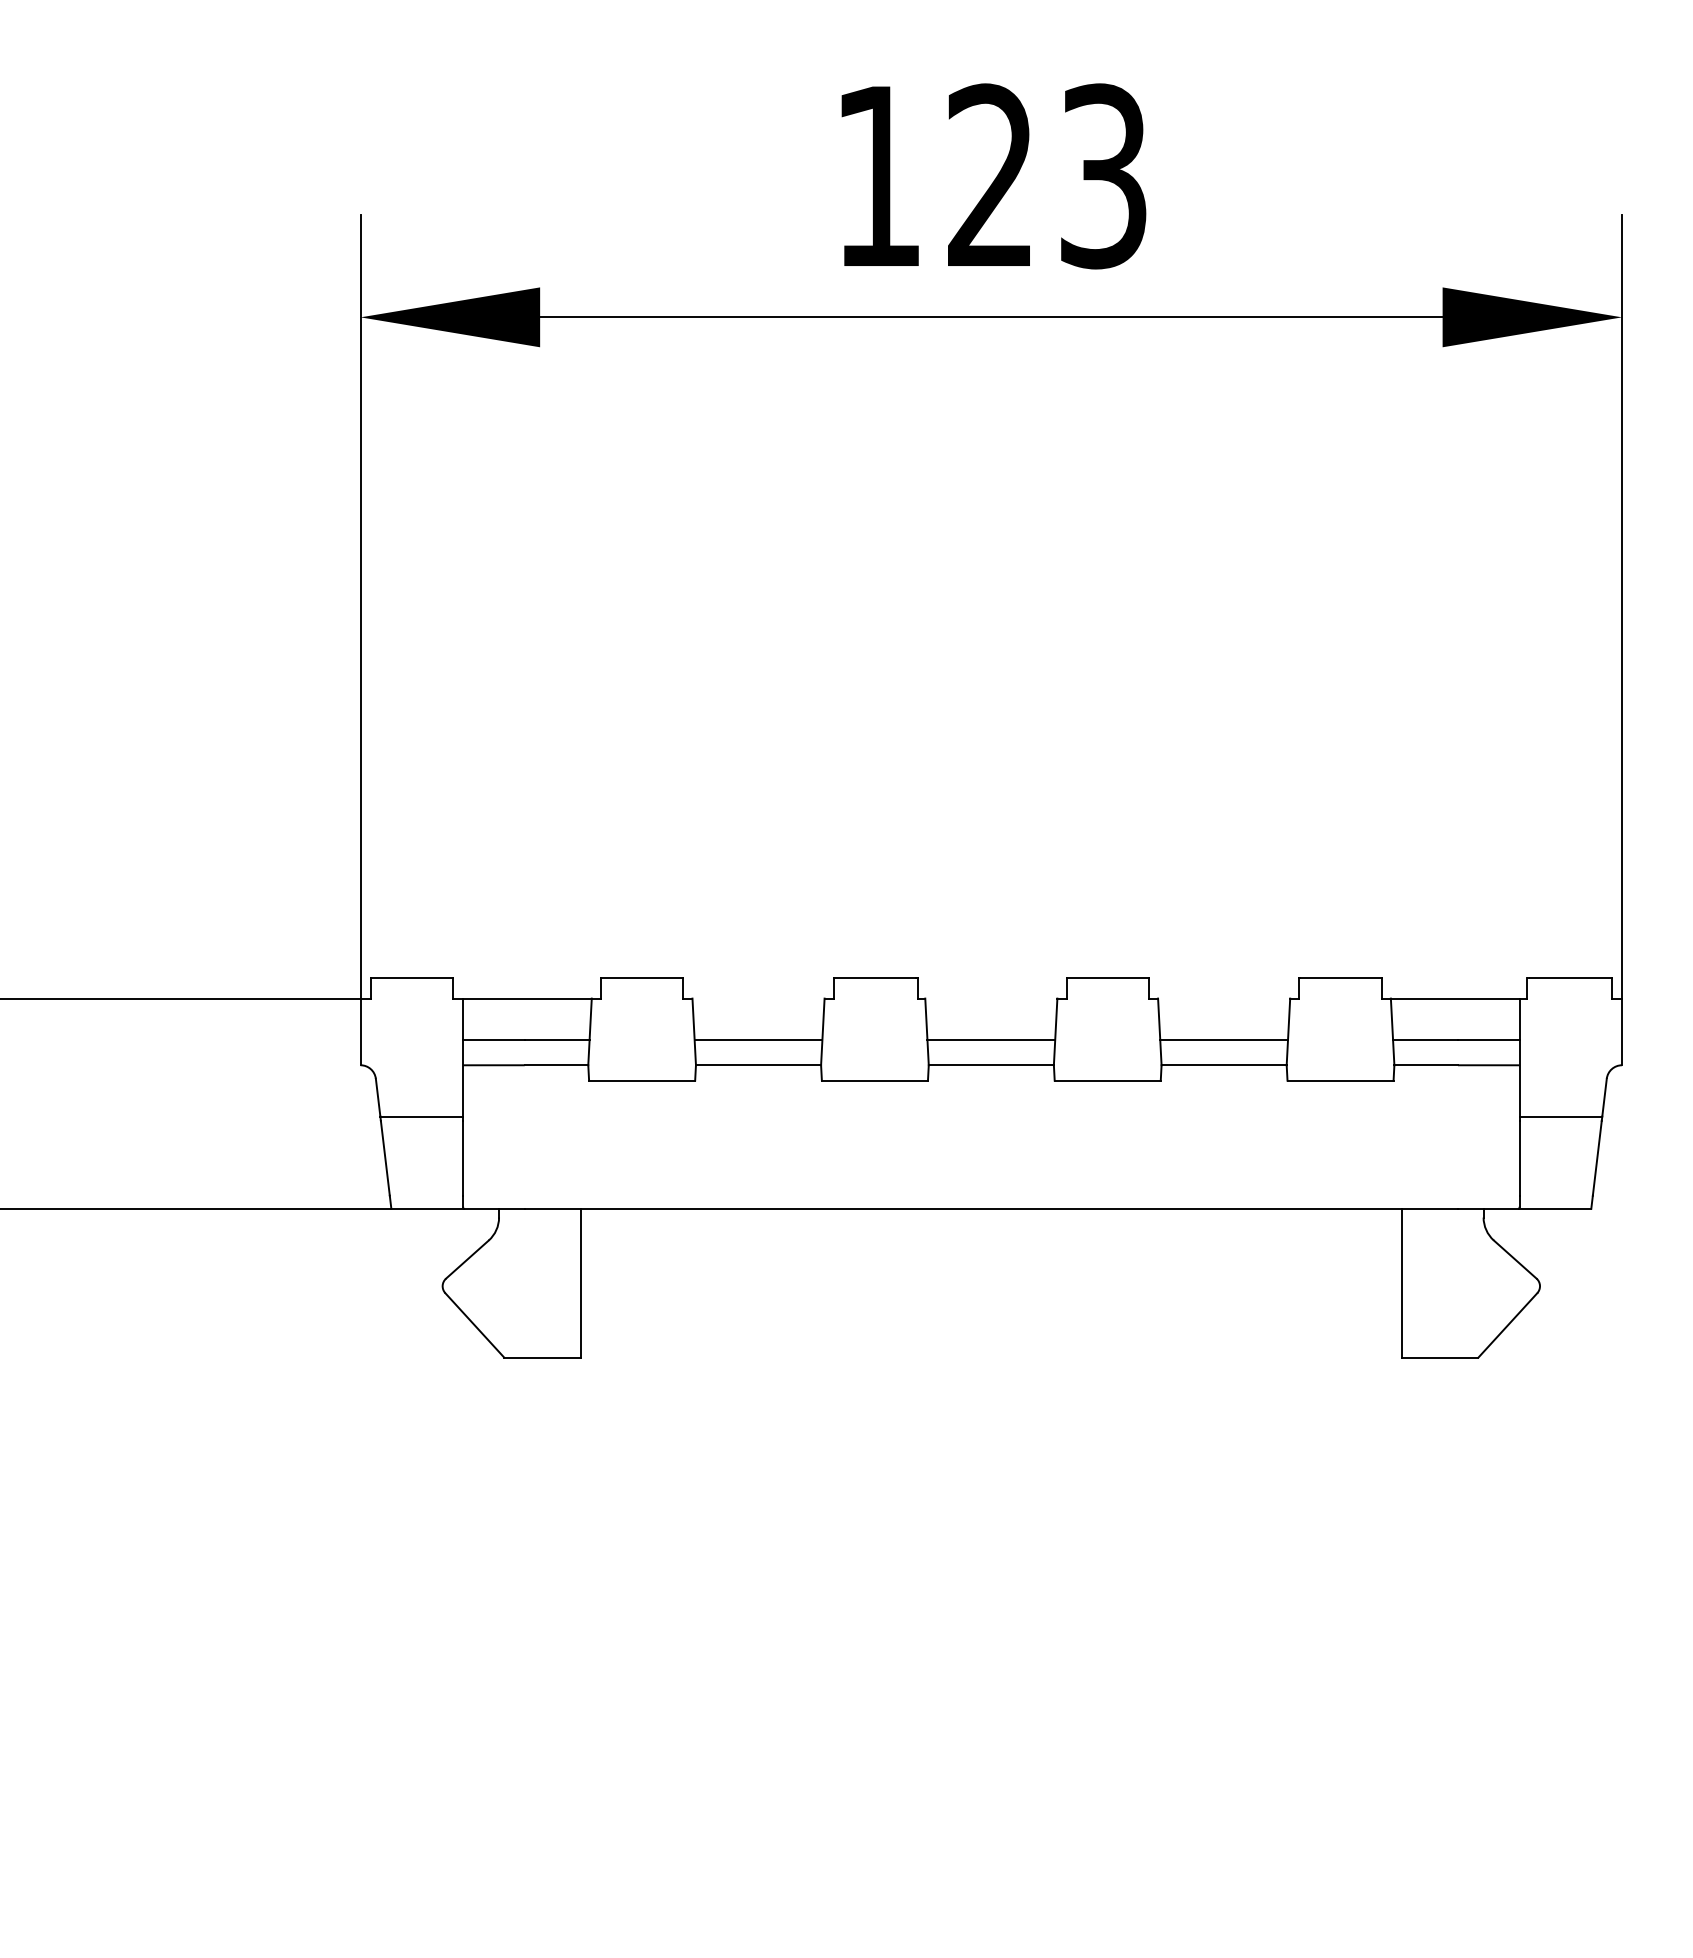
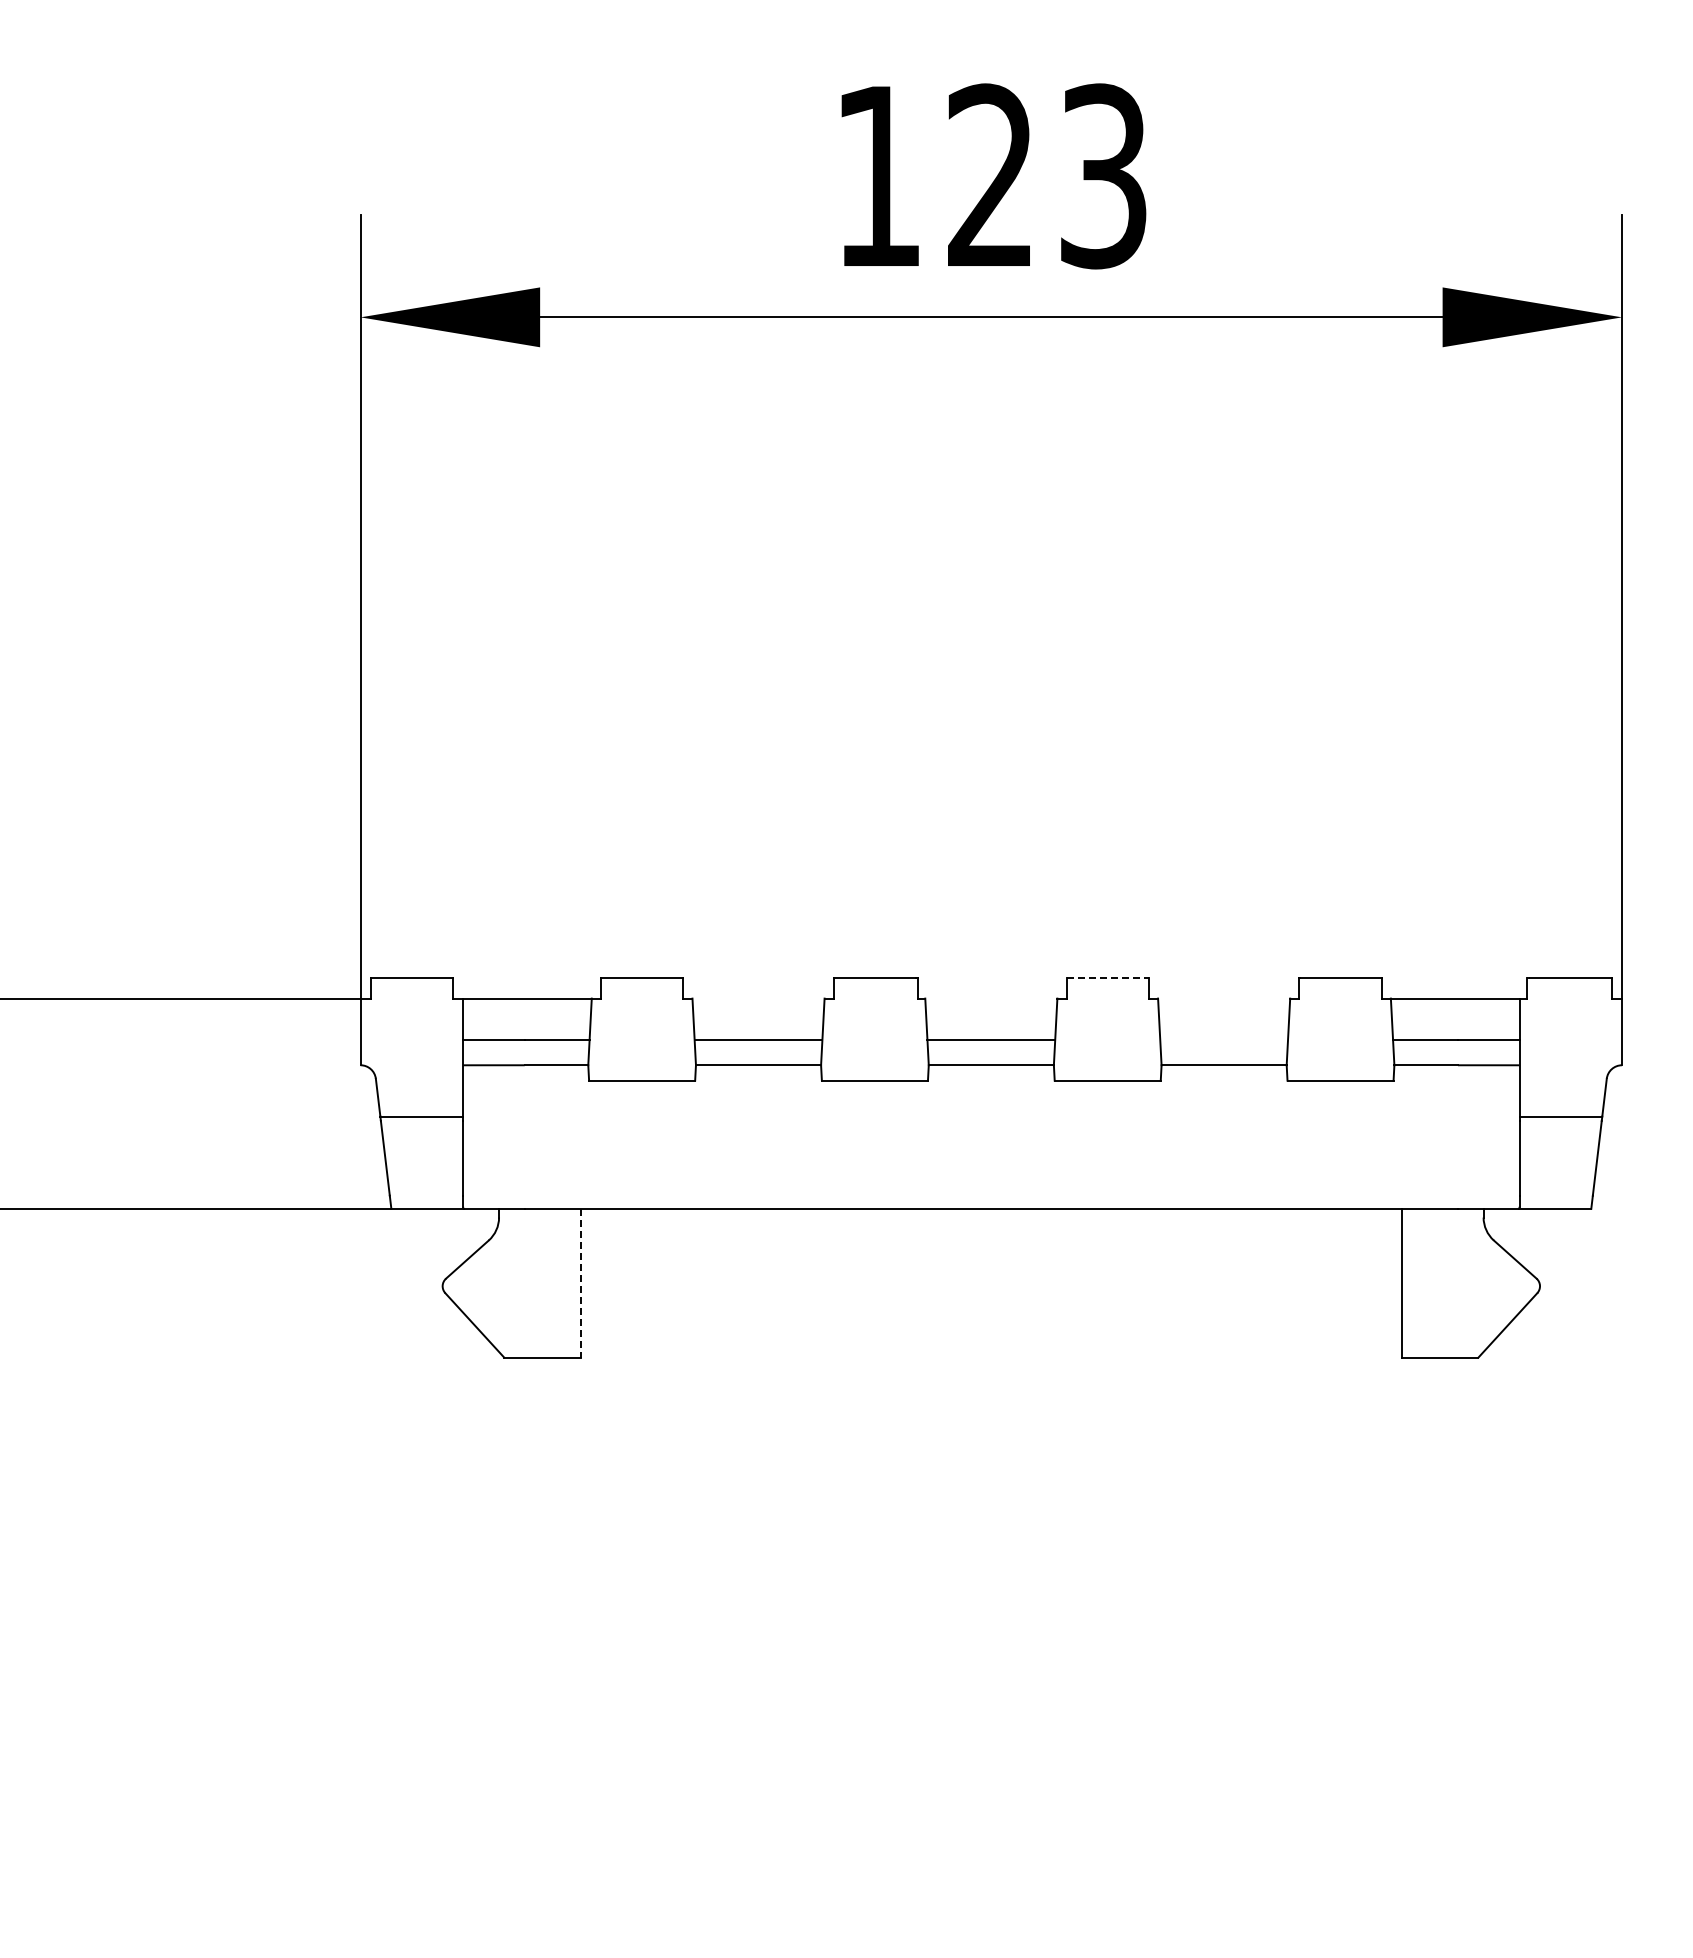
line: solid -> dashed (1108, 978)
line: present -> none (1224, 1039)
line: solid -> dashed (581, 1283)
